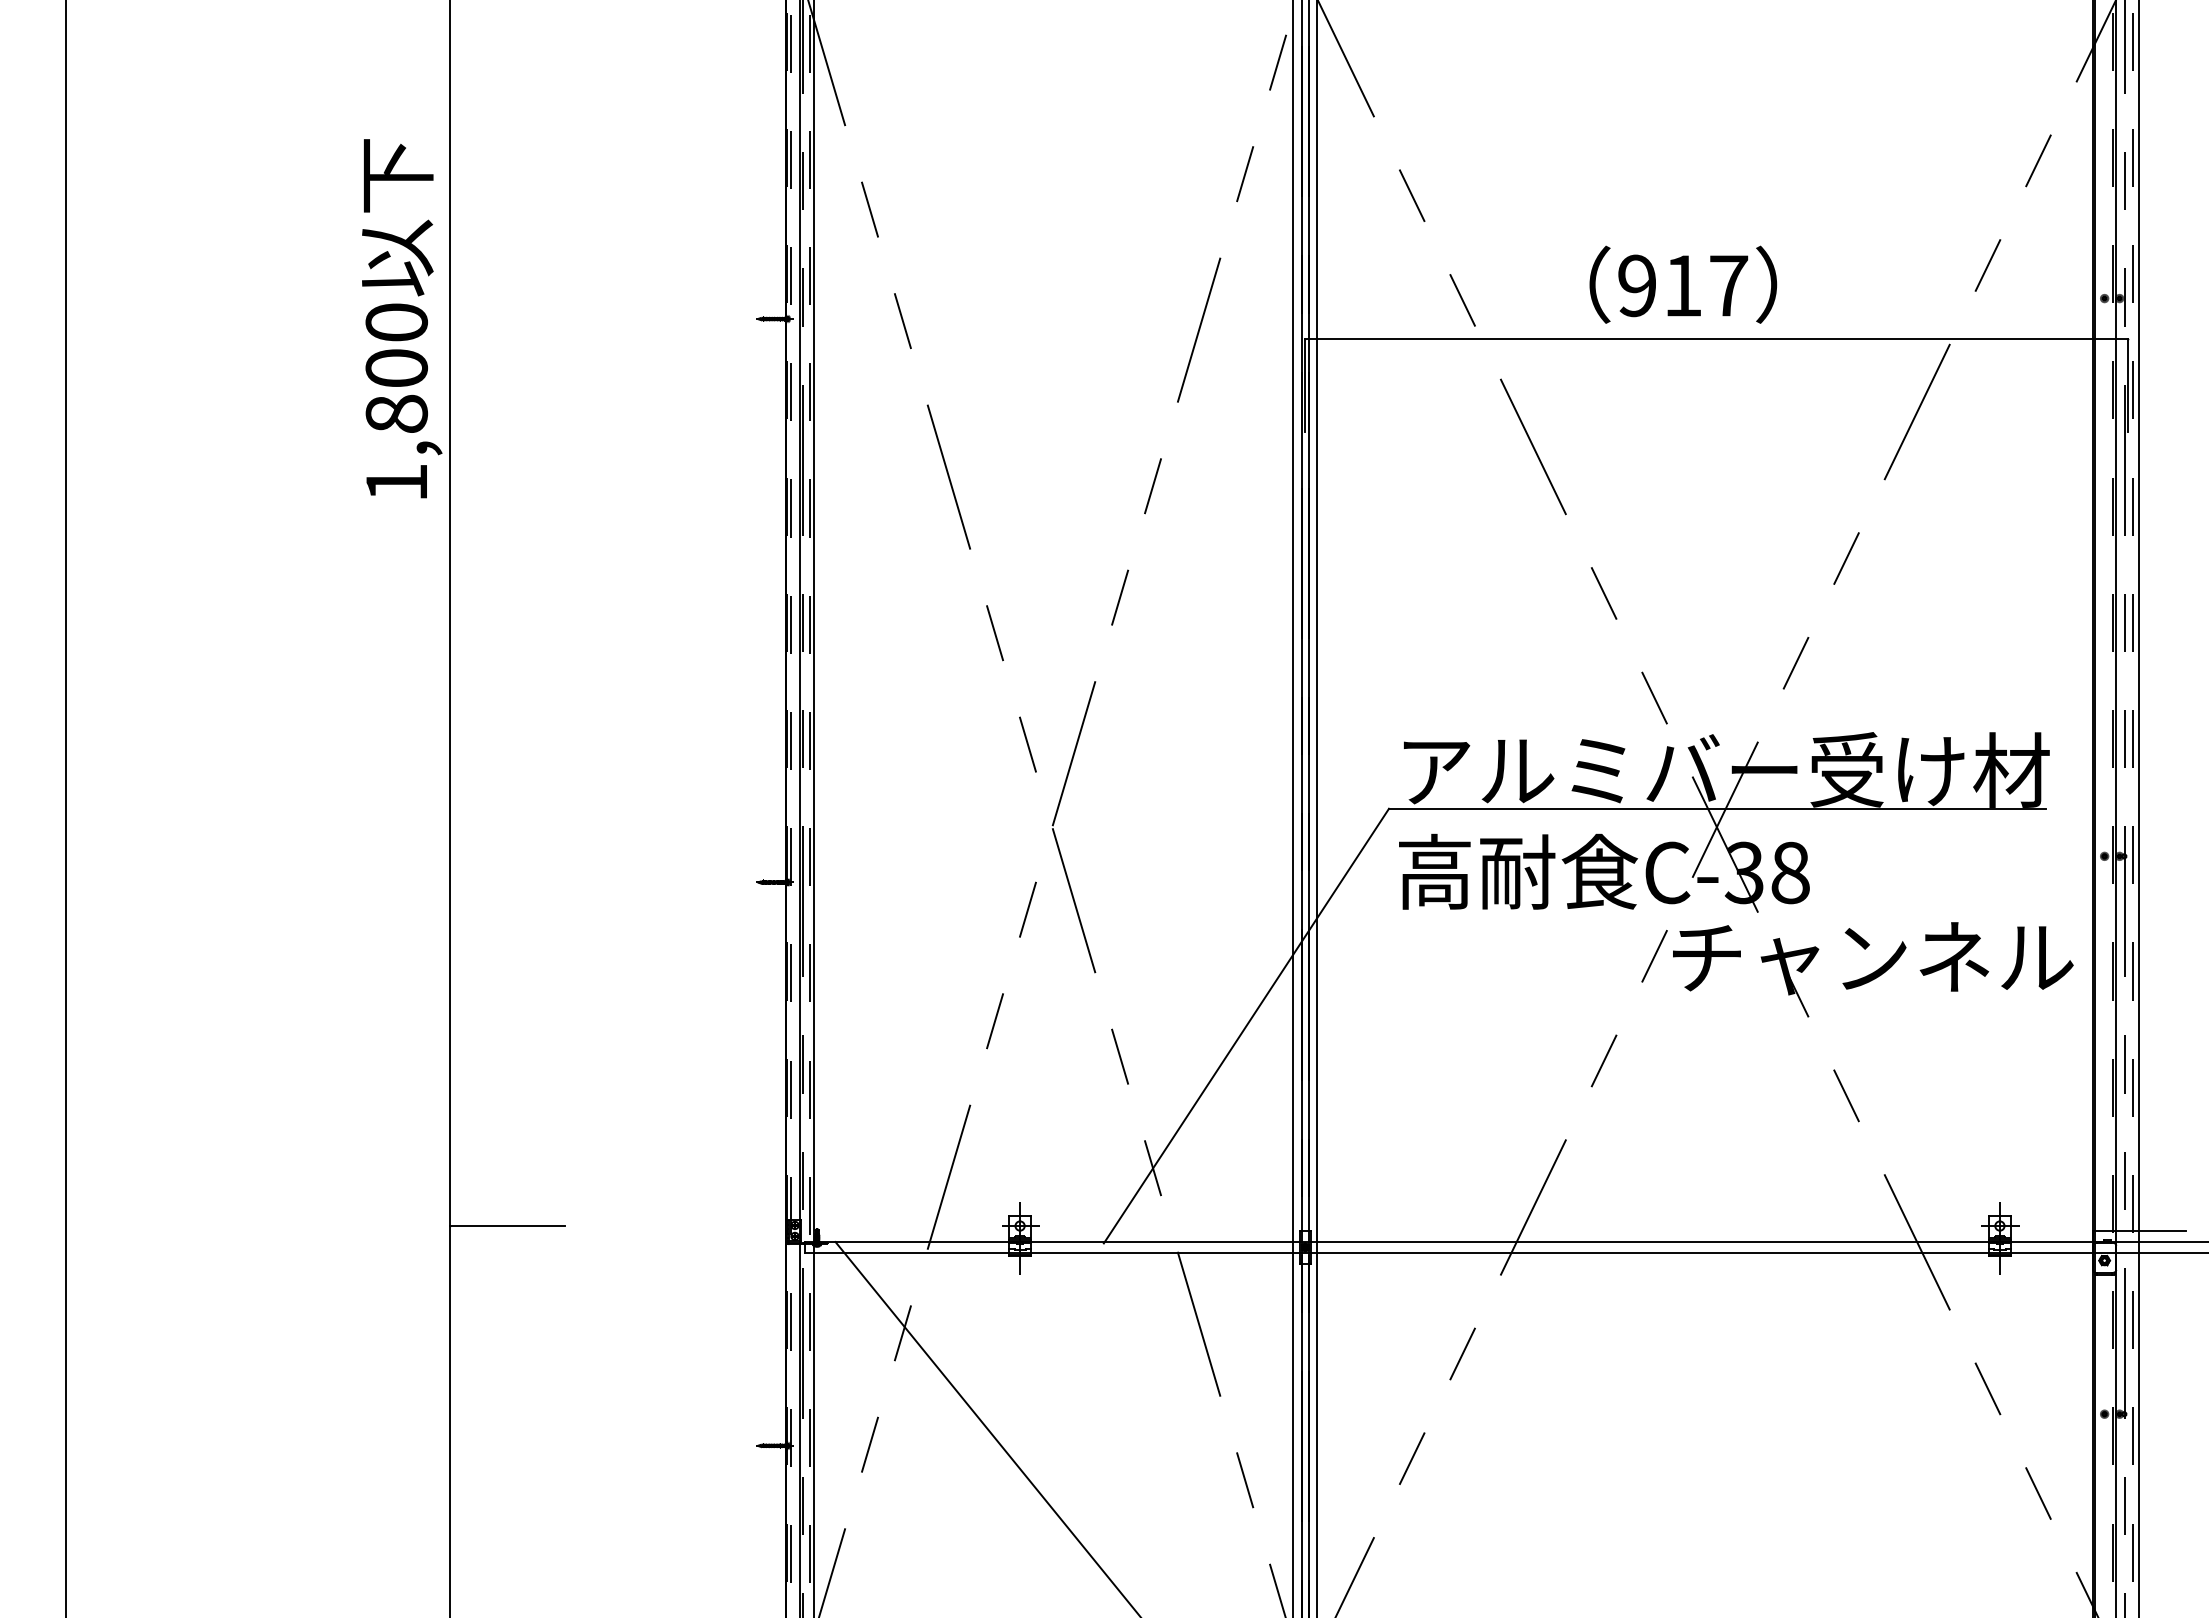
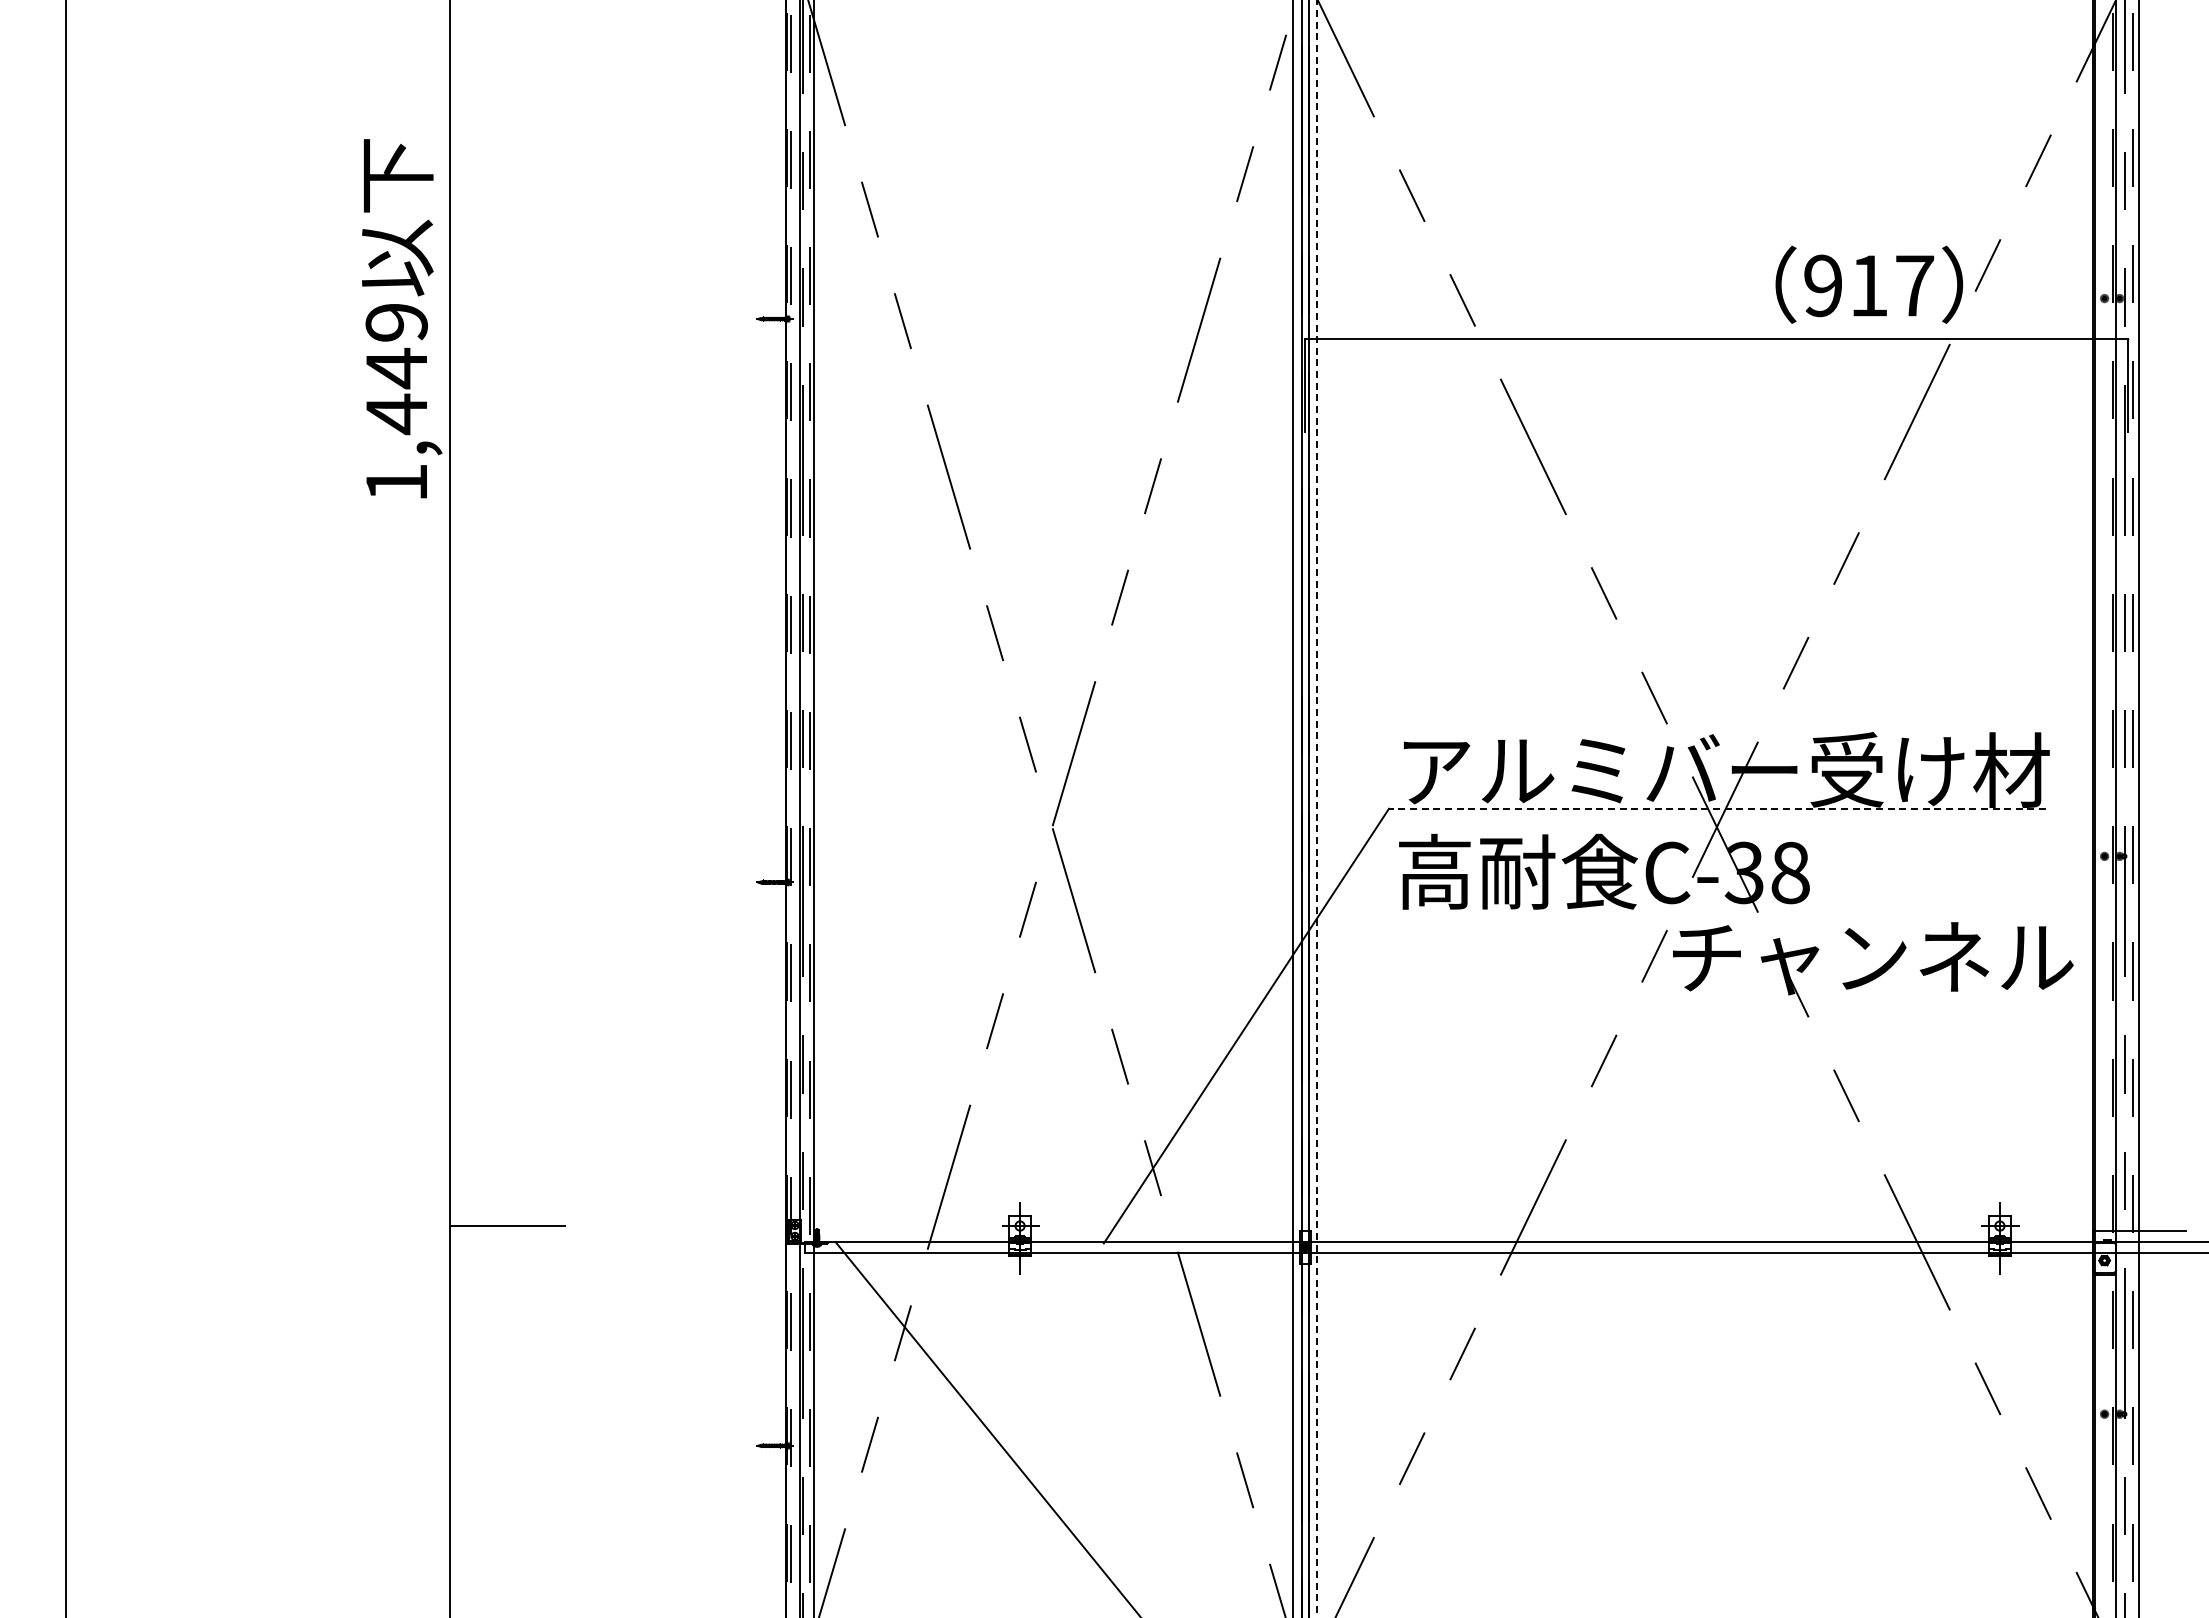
text position: (1683, 284) -> (1869, 284) (1869, 284)
text: 1,800 -> 1,449 (396, 369)
line: solid -> dashed (1717, 808)
line: solid -> dashed (1317, 809)
